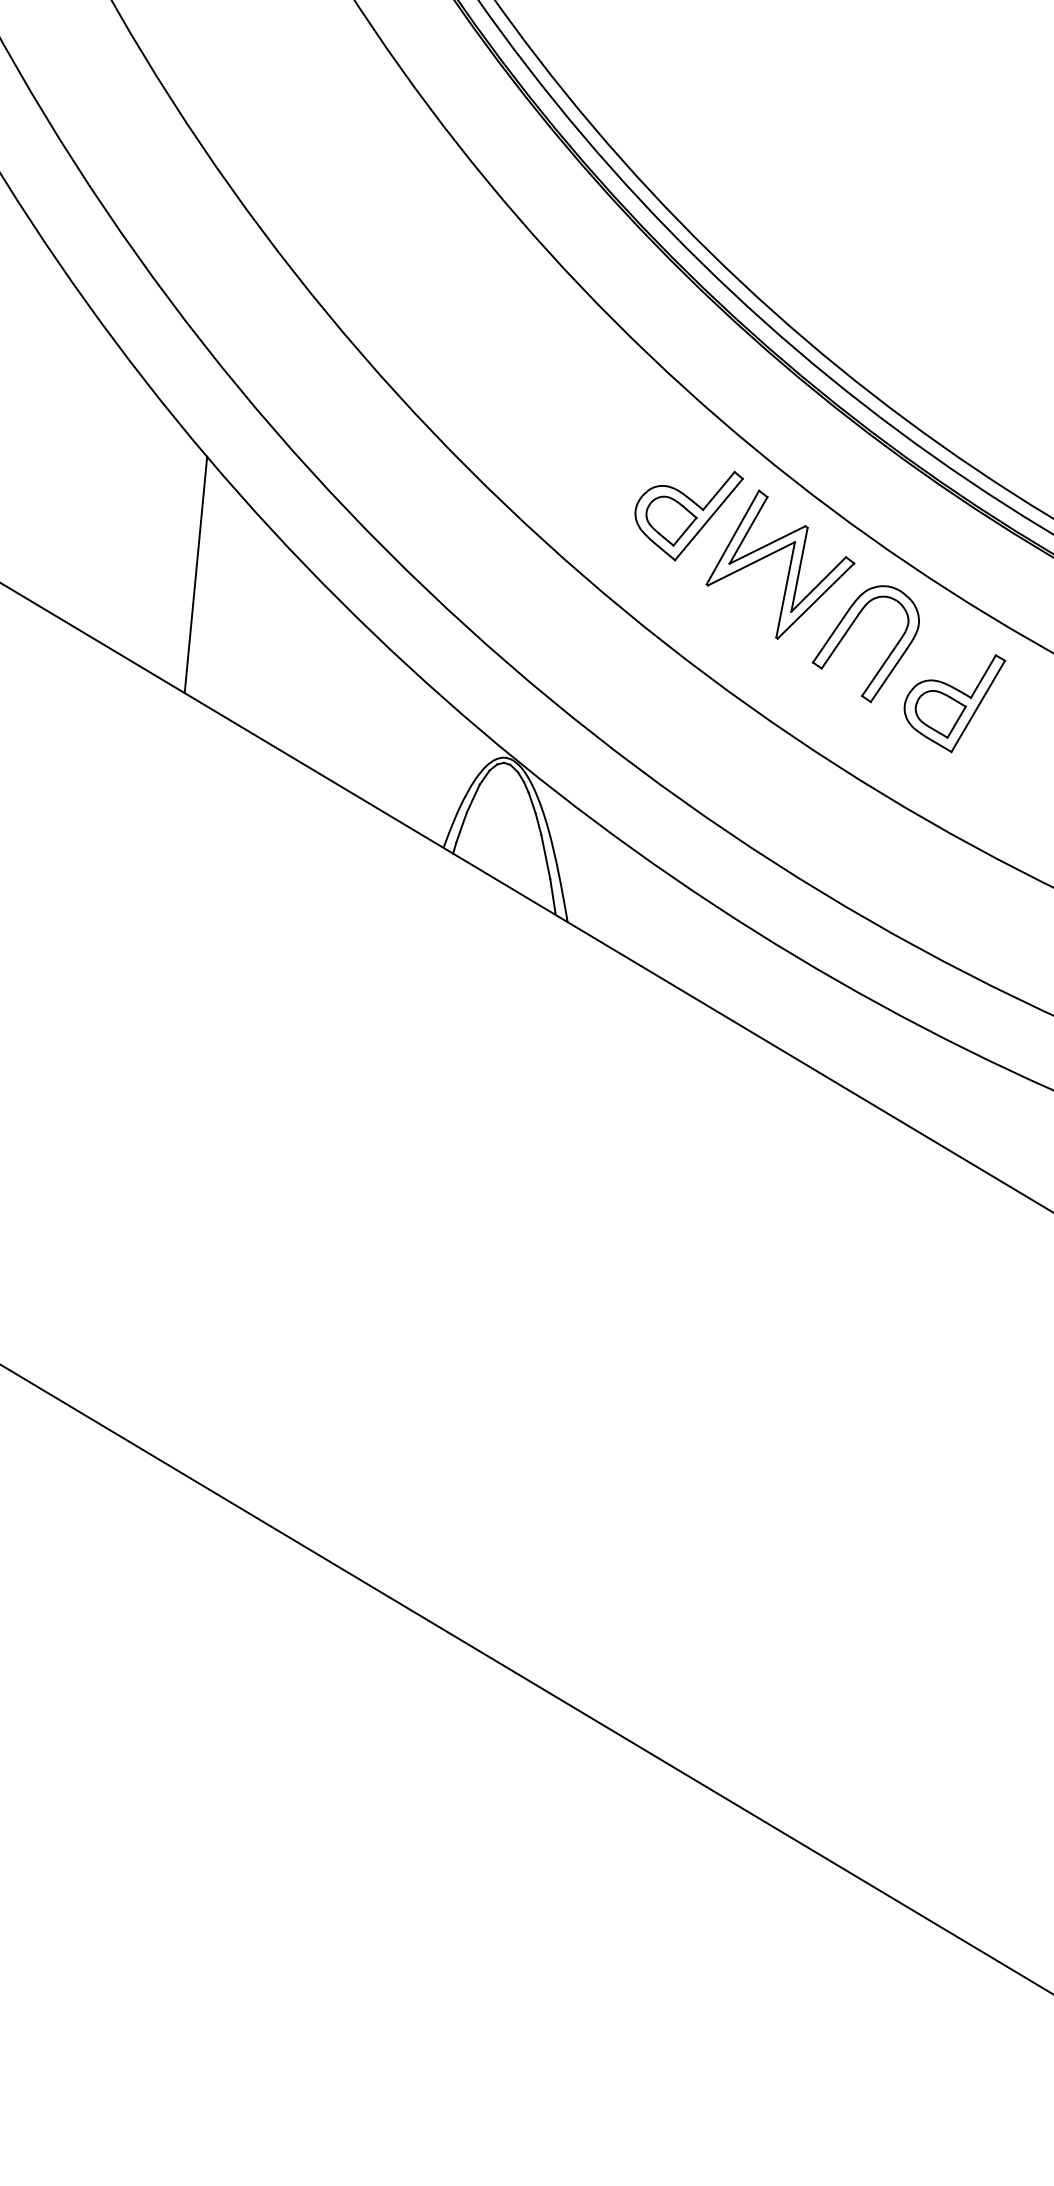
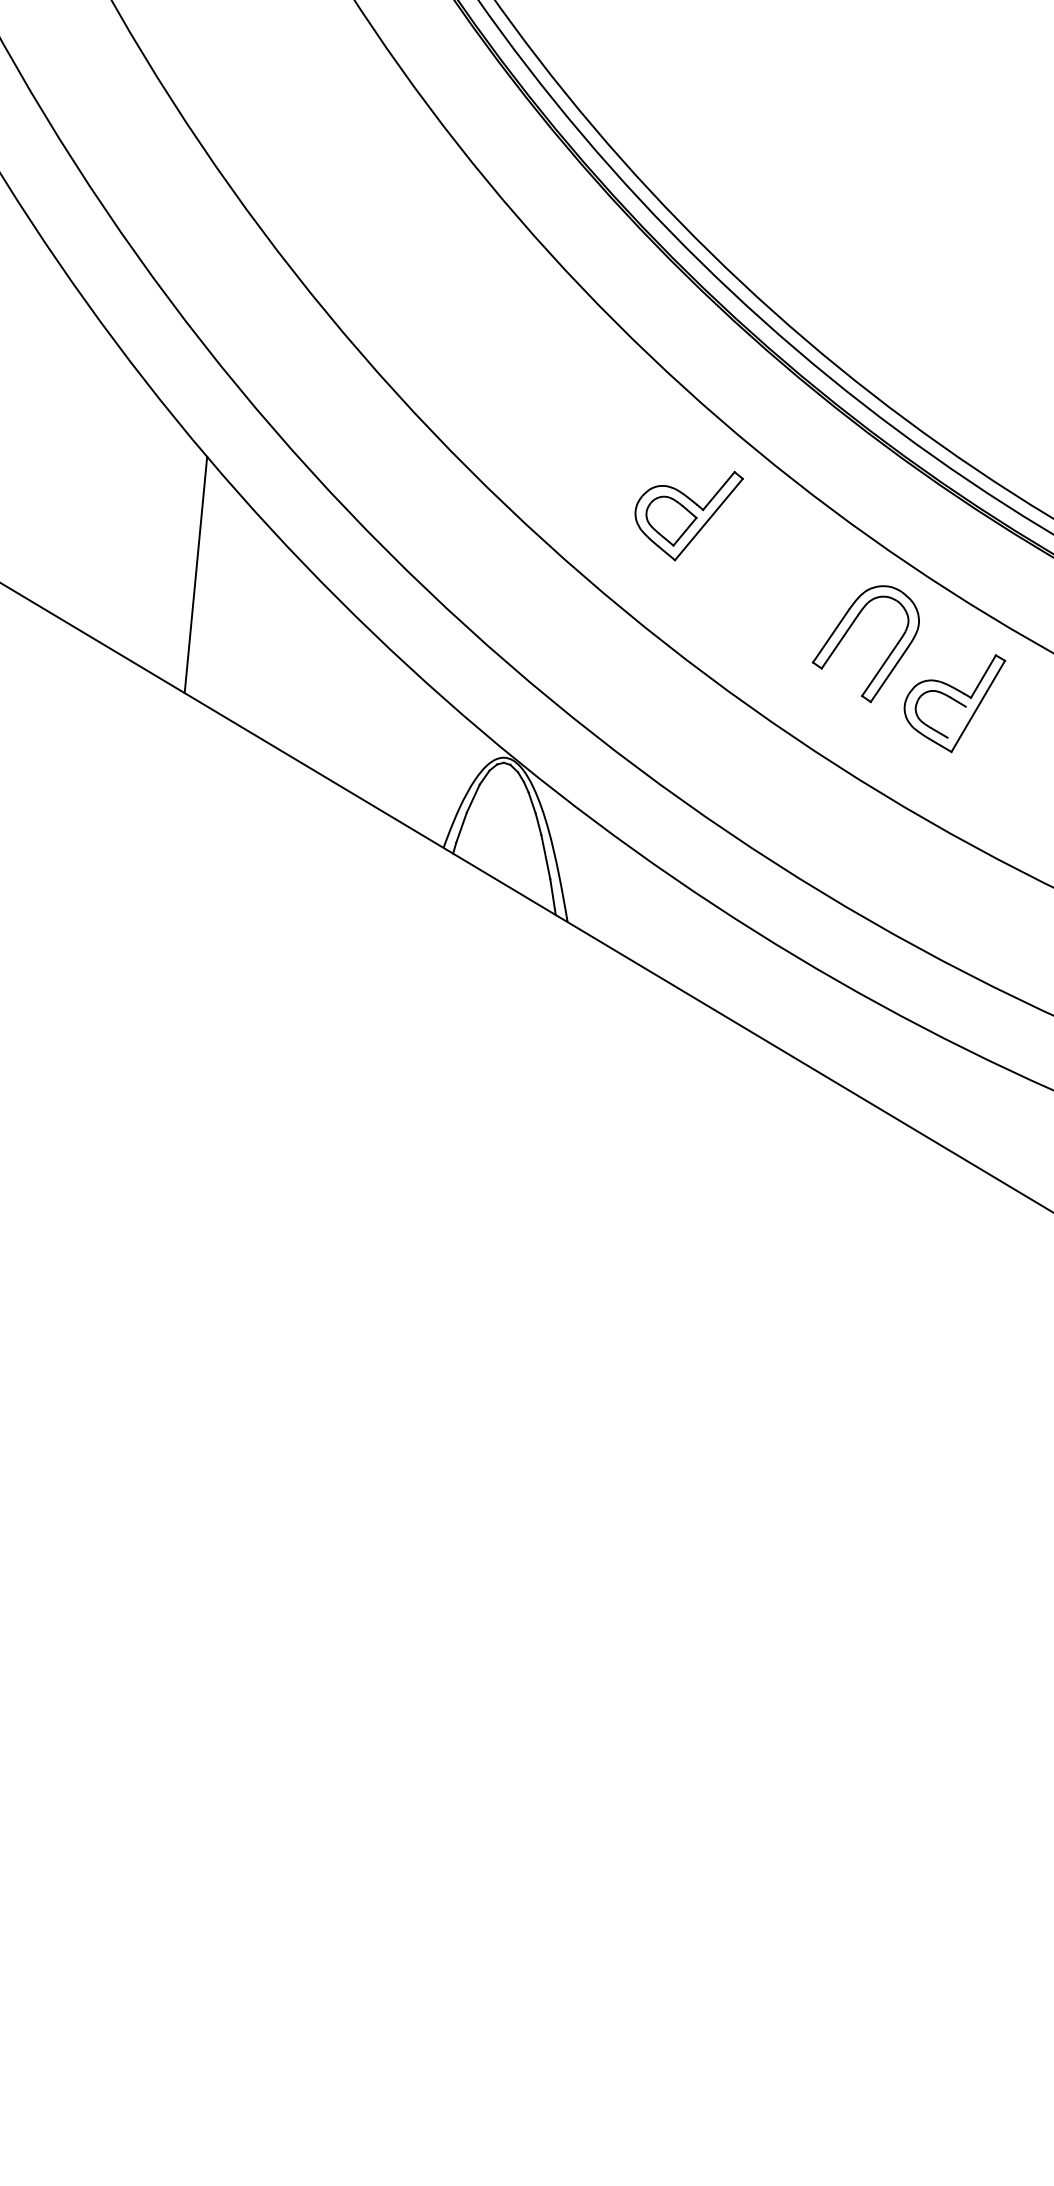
part: present -> none (788, 568)
line: present -> none (956, 721)
line: present -> none (526, 1678)
